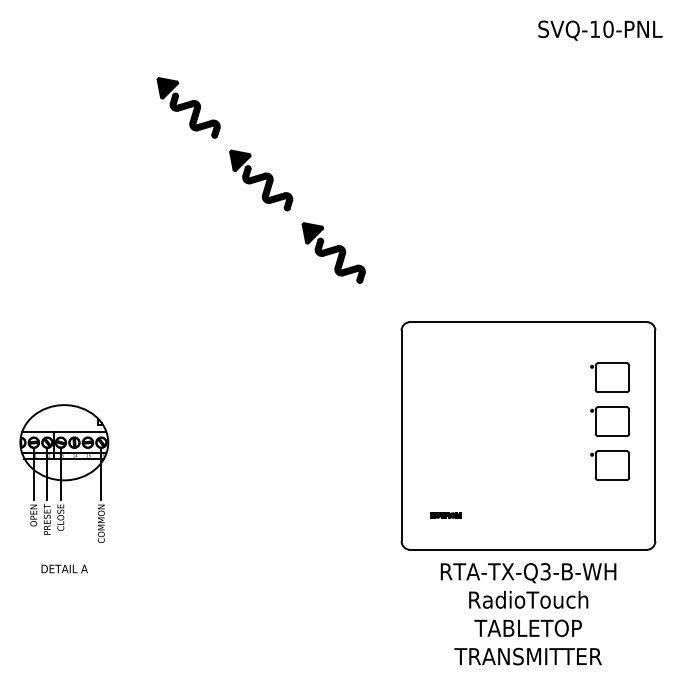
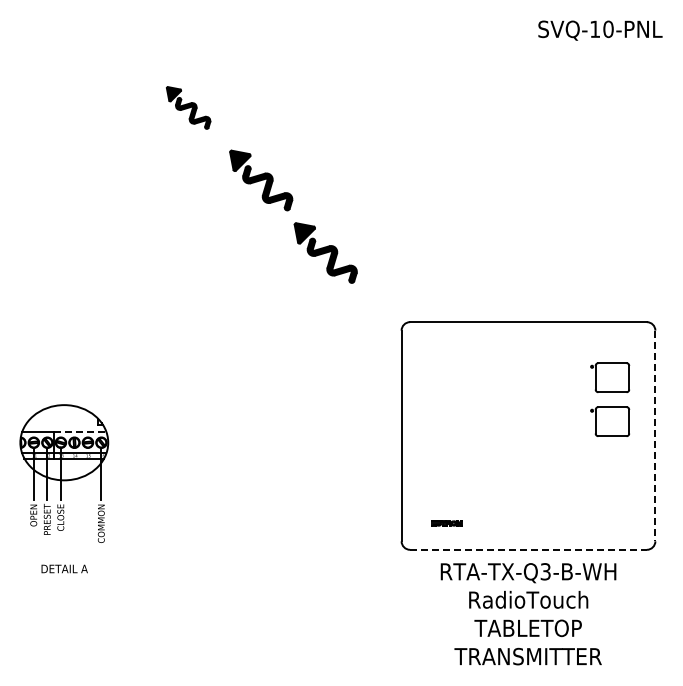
part size: 65x62 px -> 46x44 px (188, 107)
part position: (333, 252) -> (325, 252) (325, 252)
line: solid -> dashed (80, 432)
line: solid -> dashed (655, 436)
part: present -> none (610, 465)
part position: (445, 515) -> (446, 523) (446, 523)
line: solid -> dashed (528, 549)
